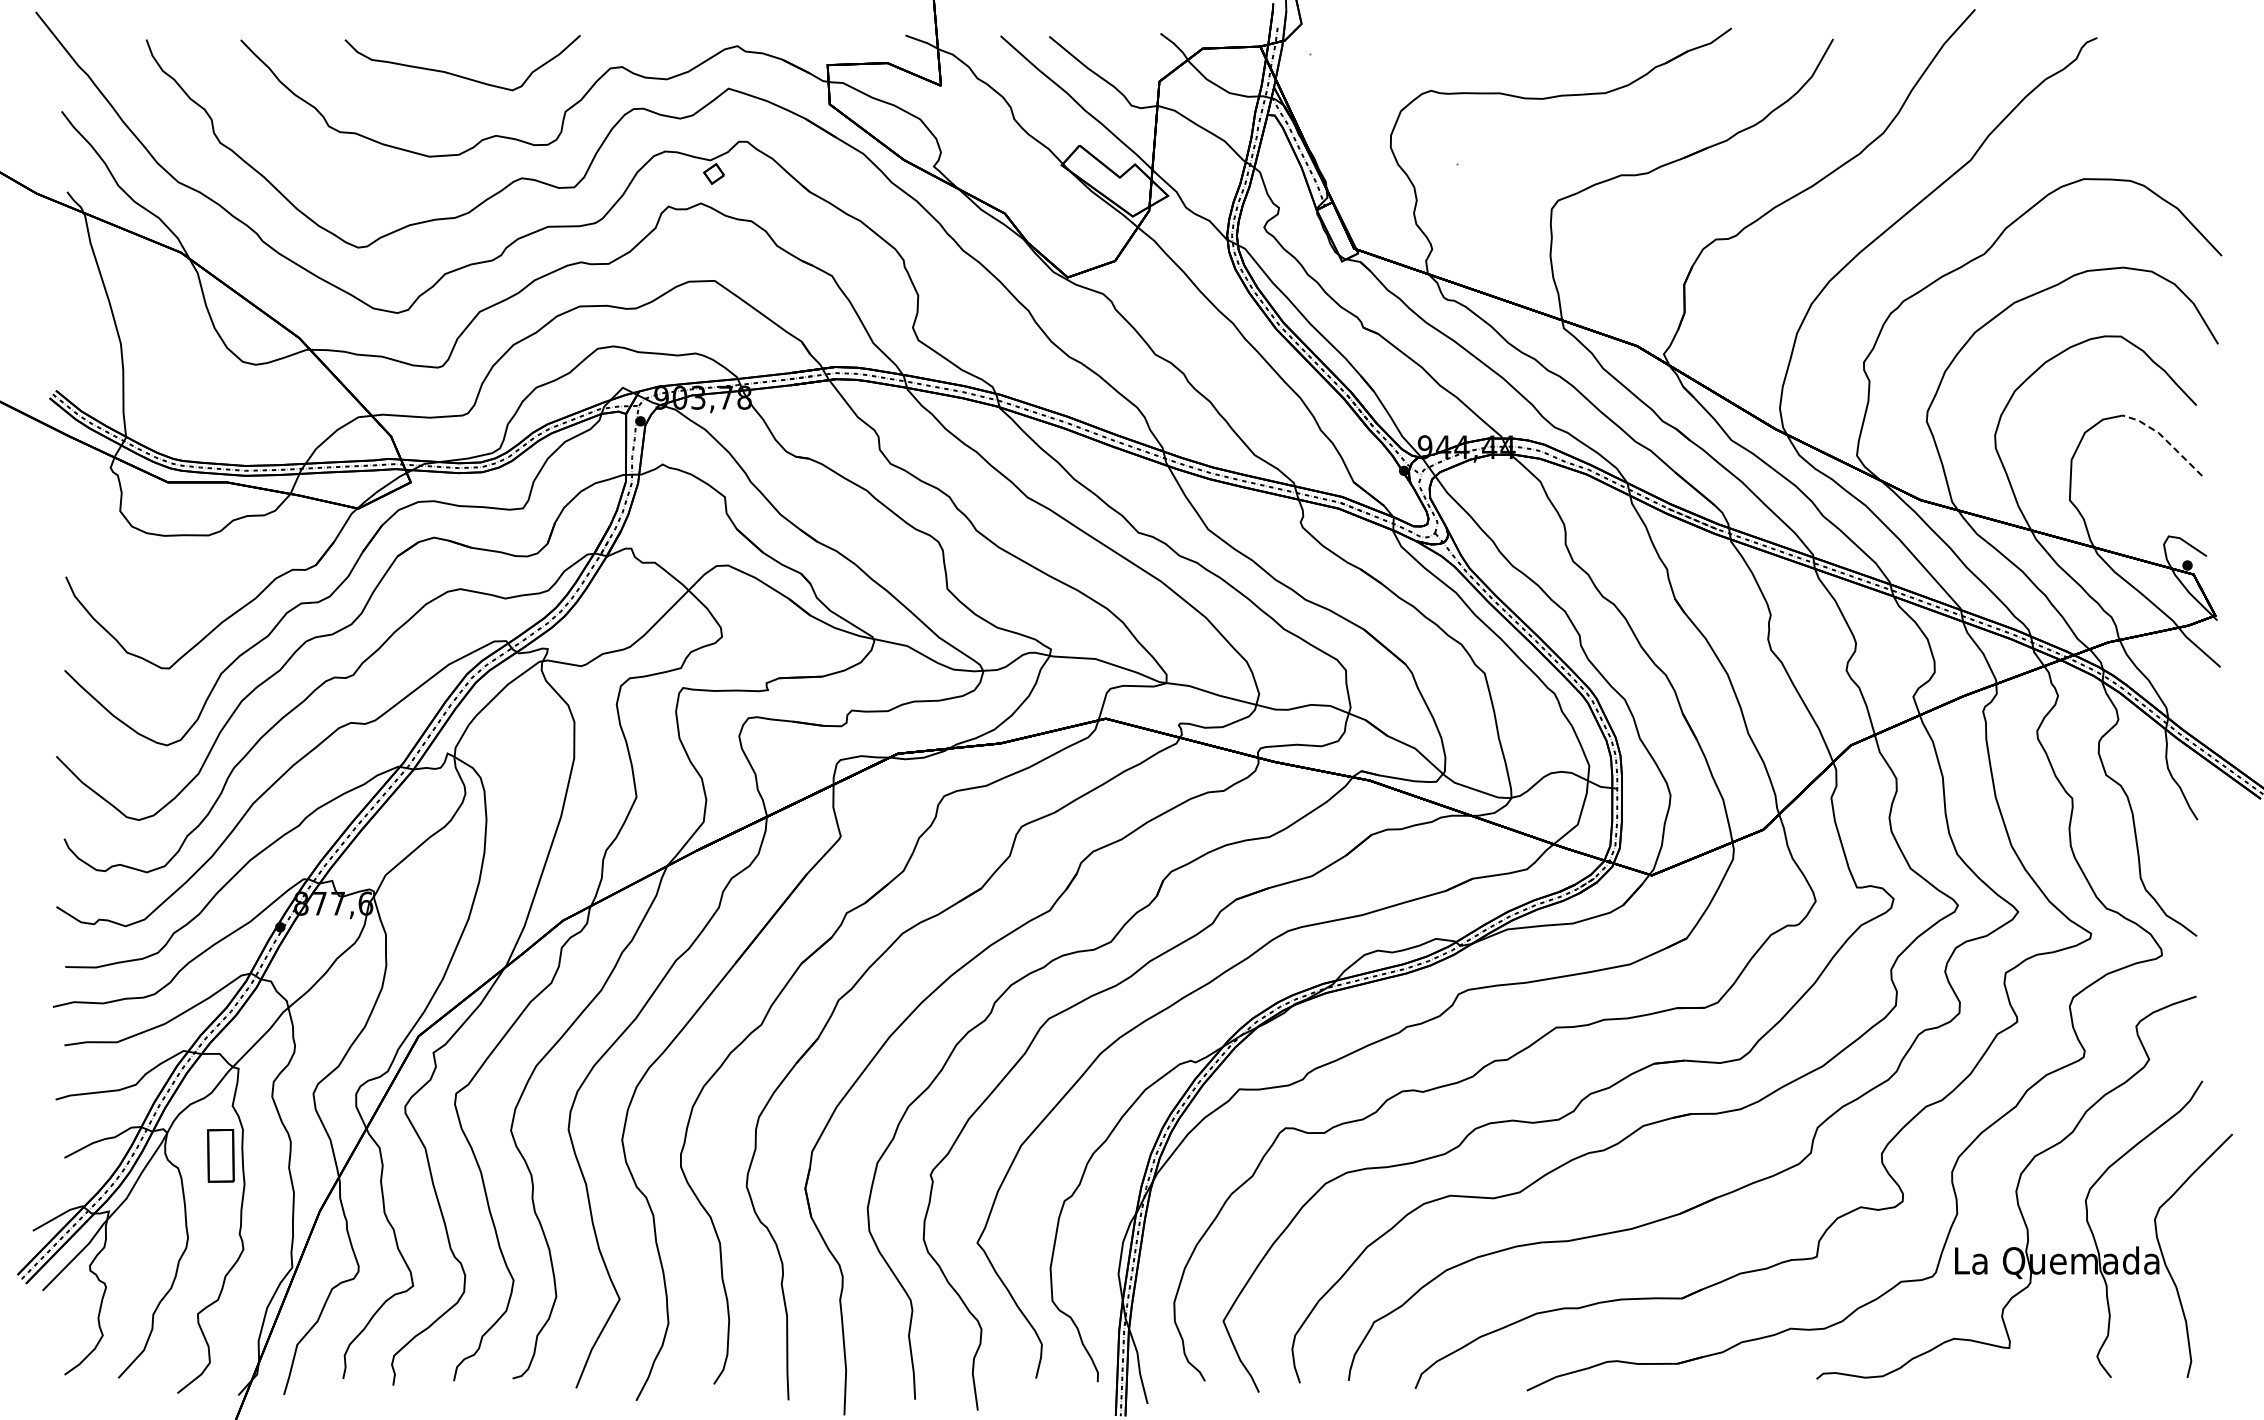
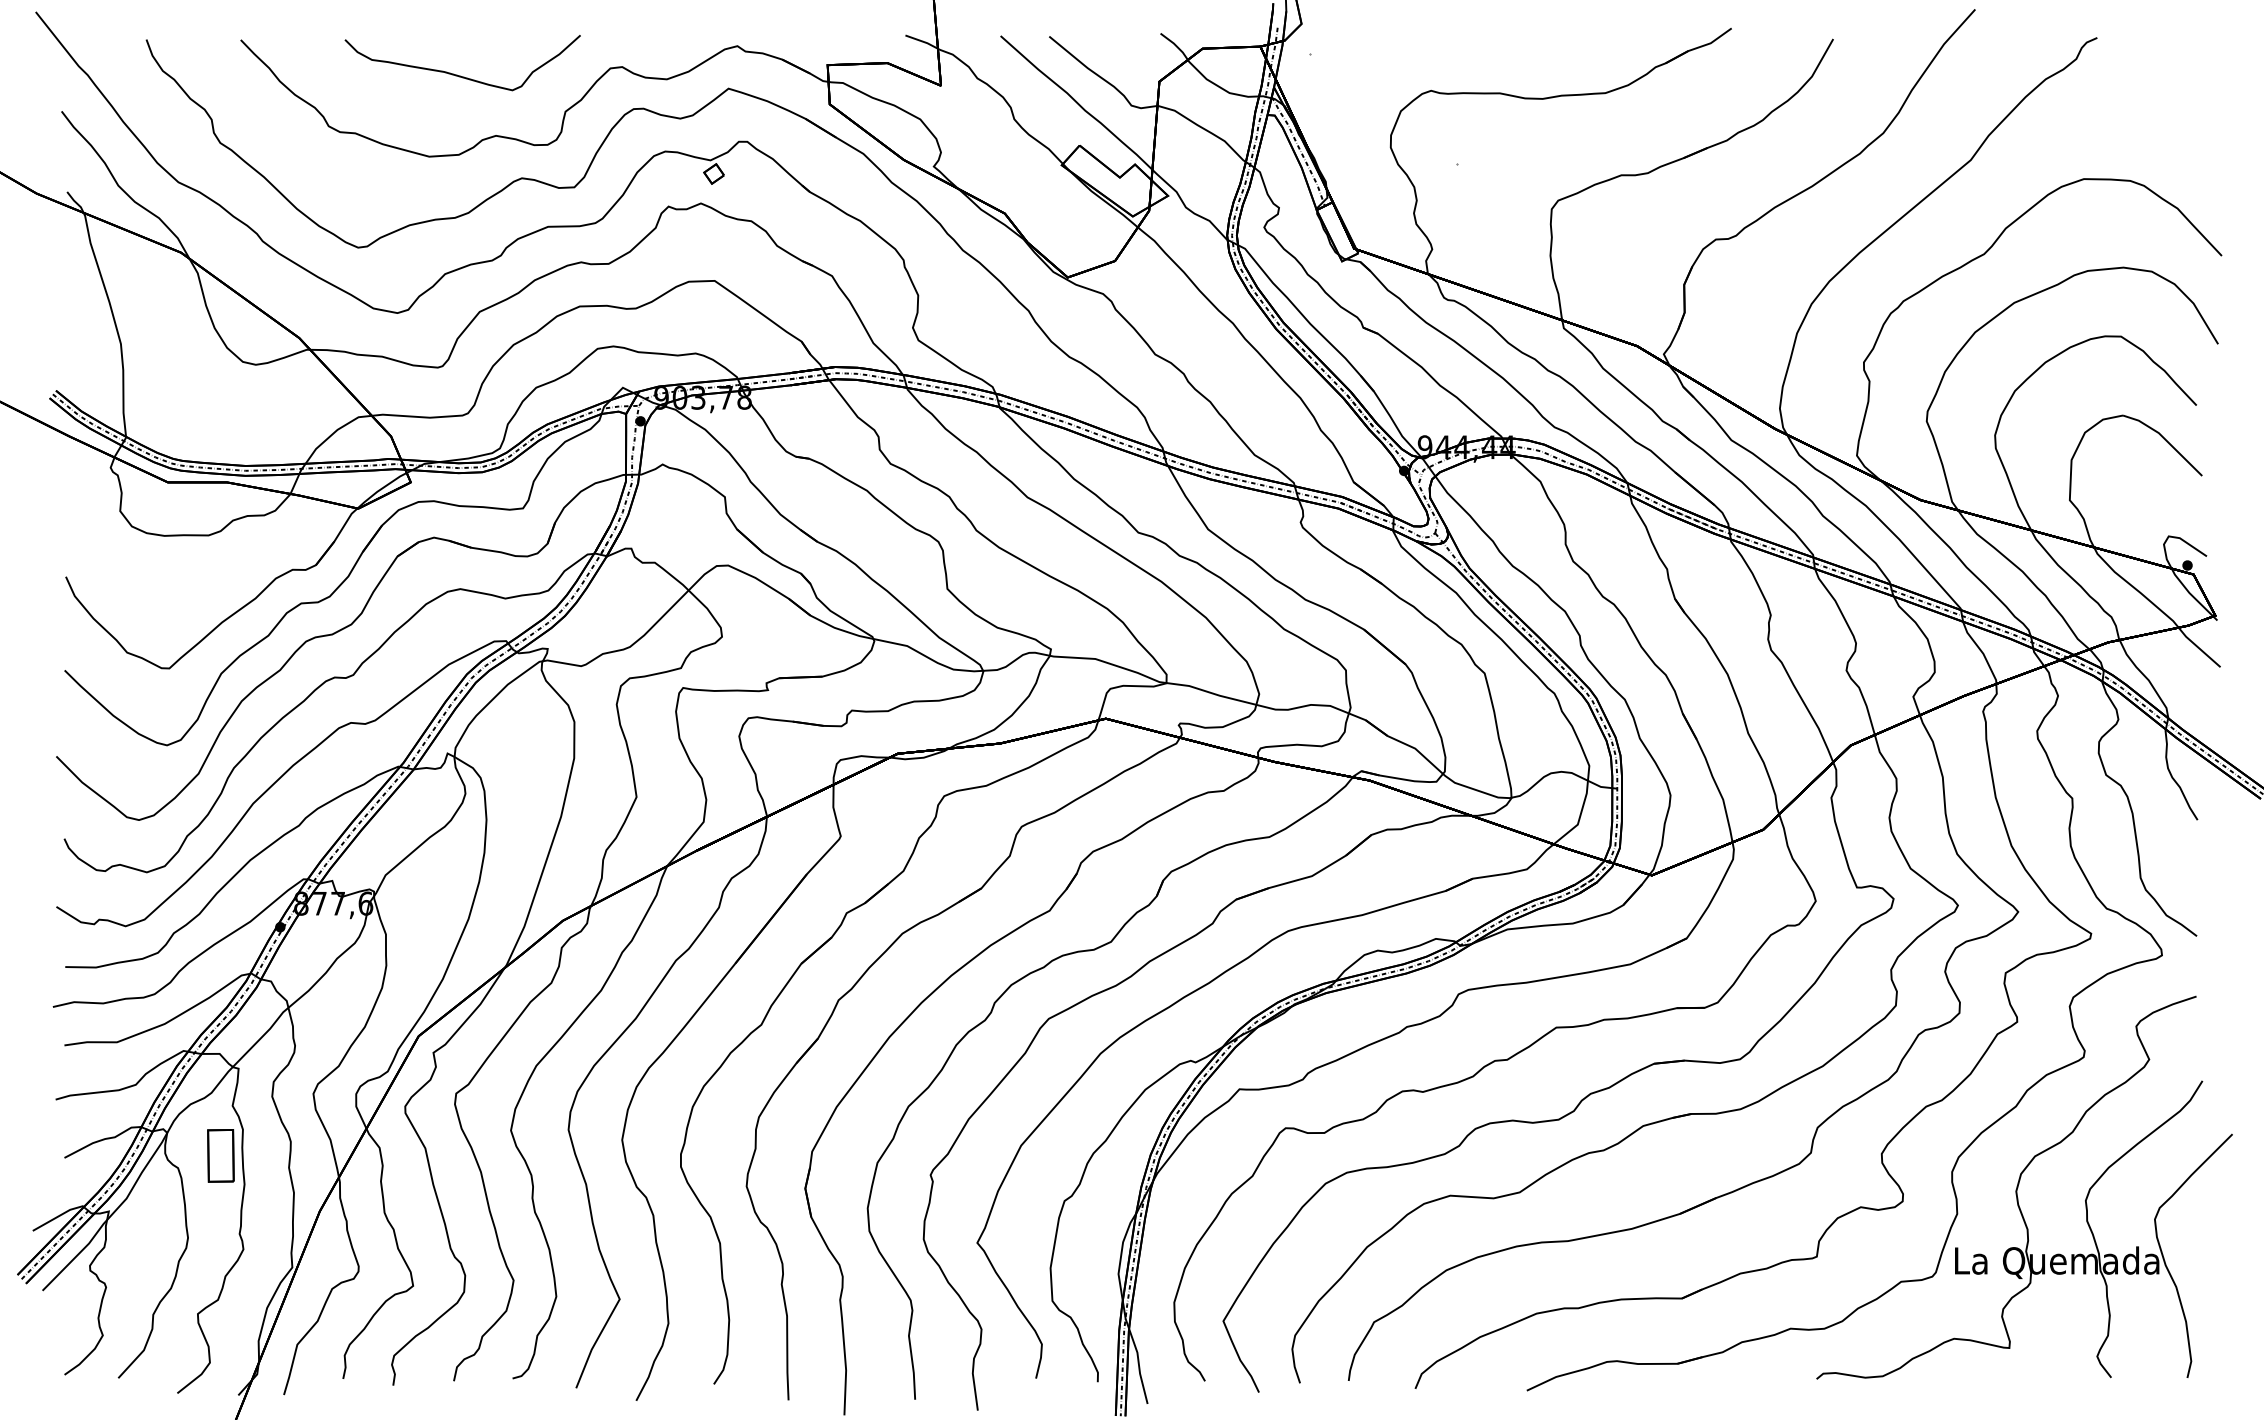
line: dashed -> solid (2165, 439)
